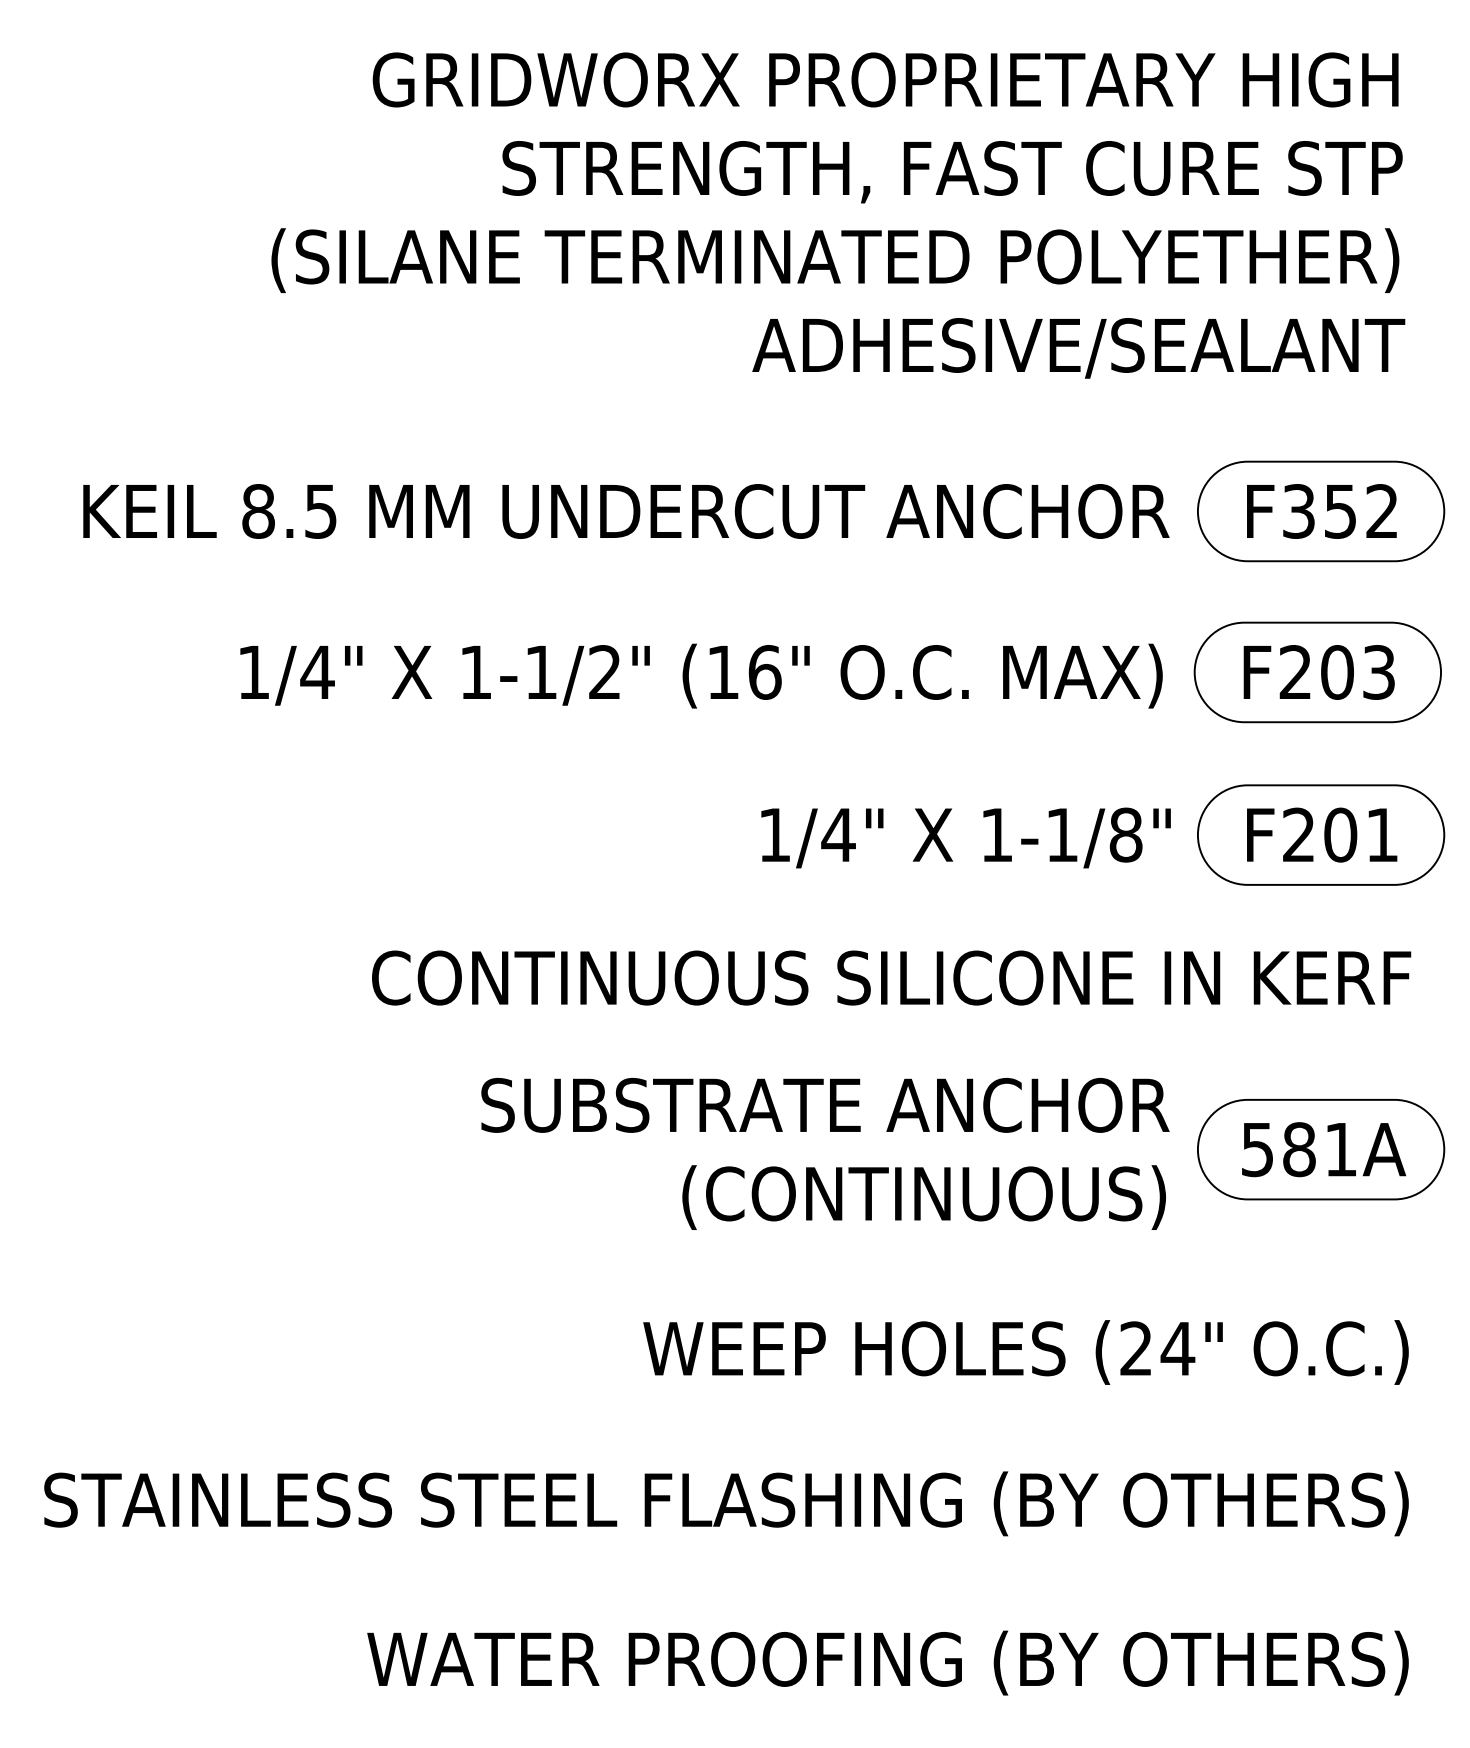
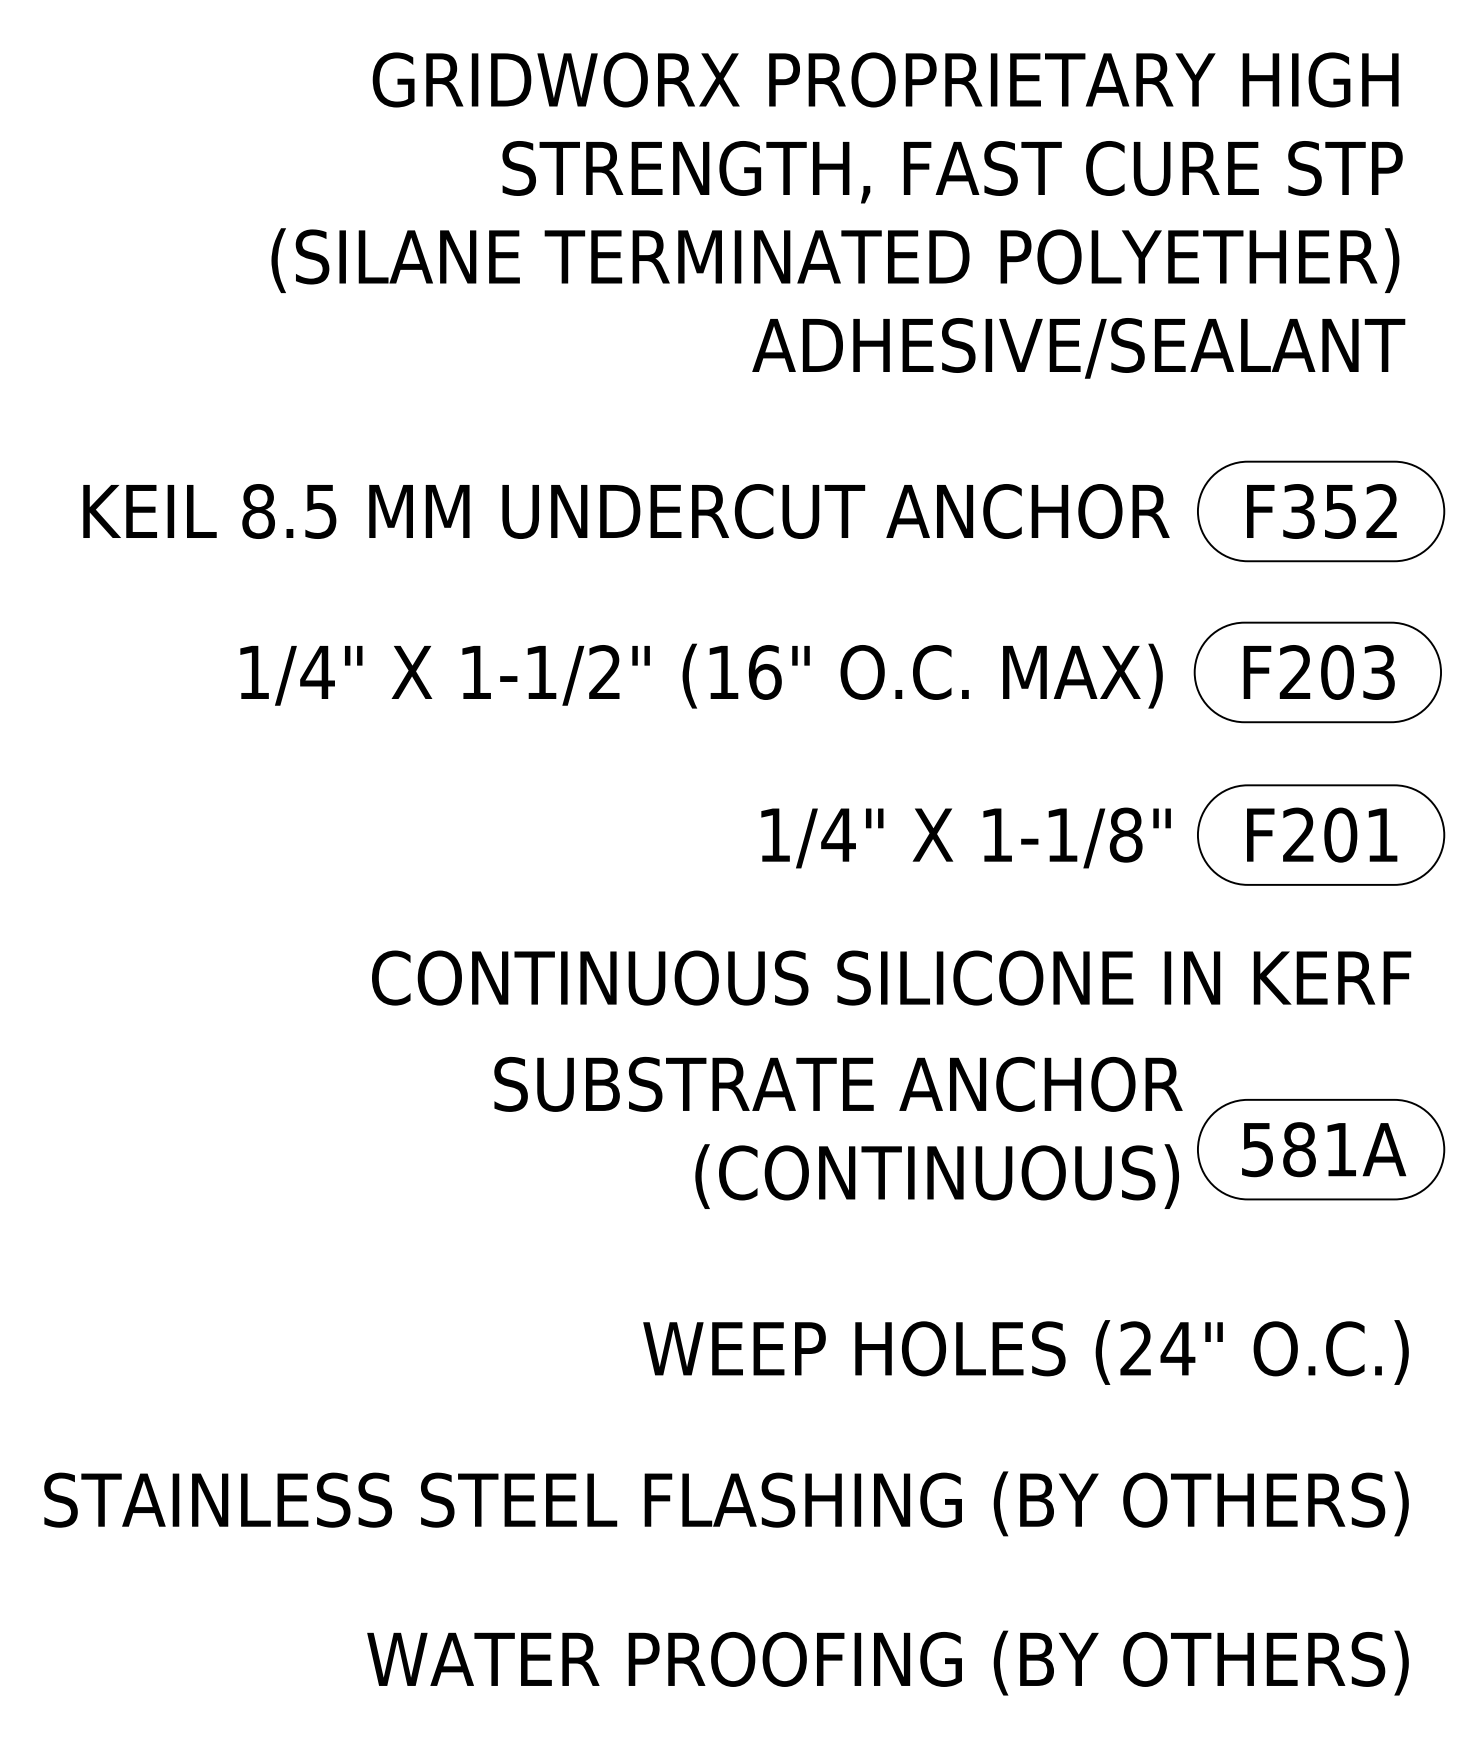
text position: (825, 1153) -> (838, 1132) (838, 1132)
